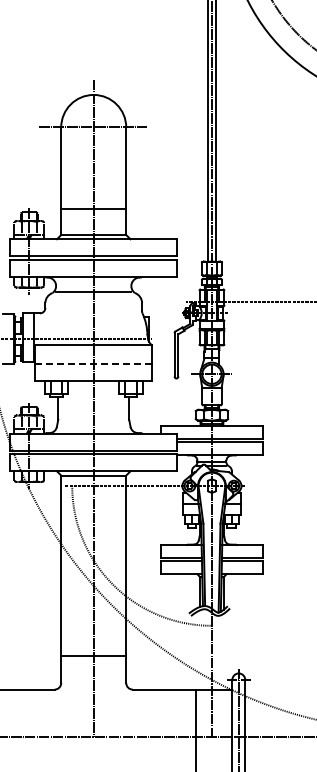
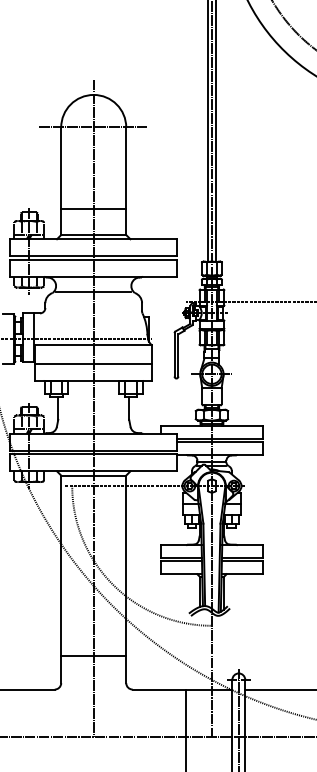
line: dashed -> solid (93, 363)
line: none -> present (279, 689)
line position: (195, 728) -> (185, 728) (185, 728)
